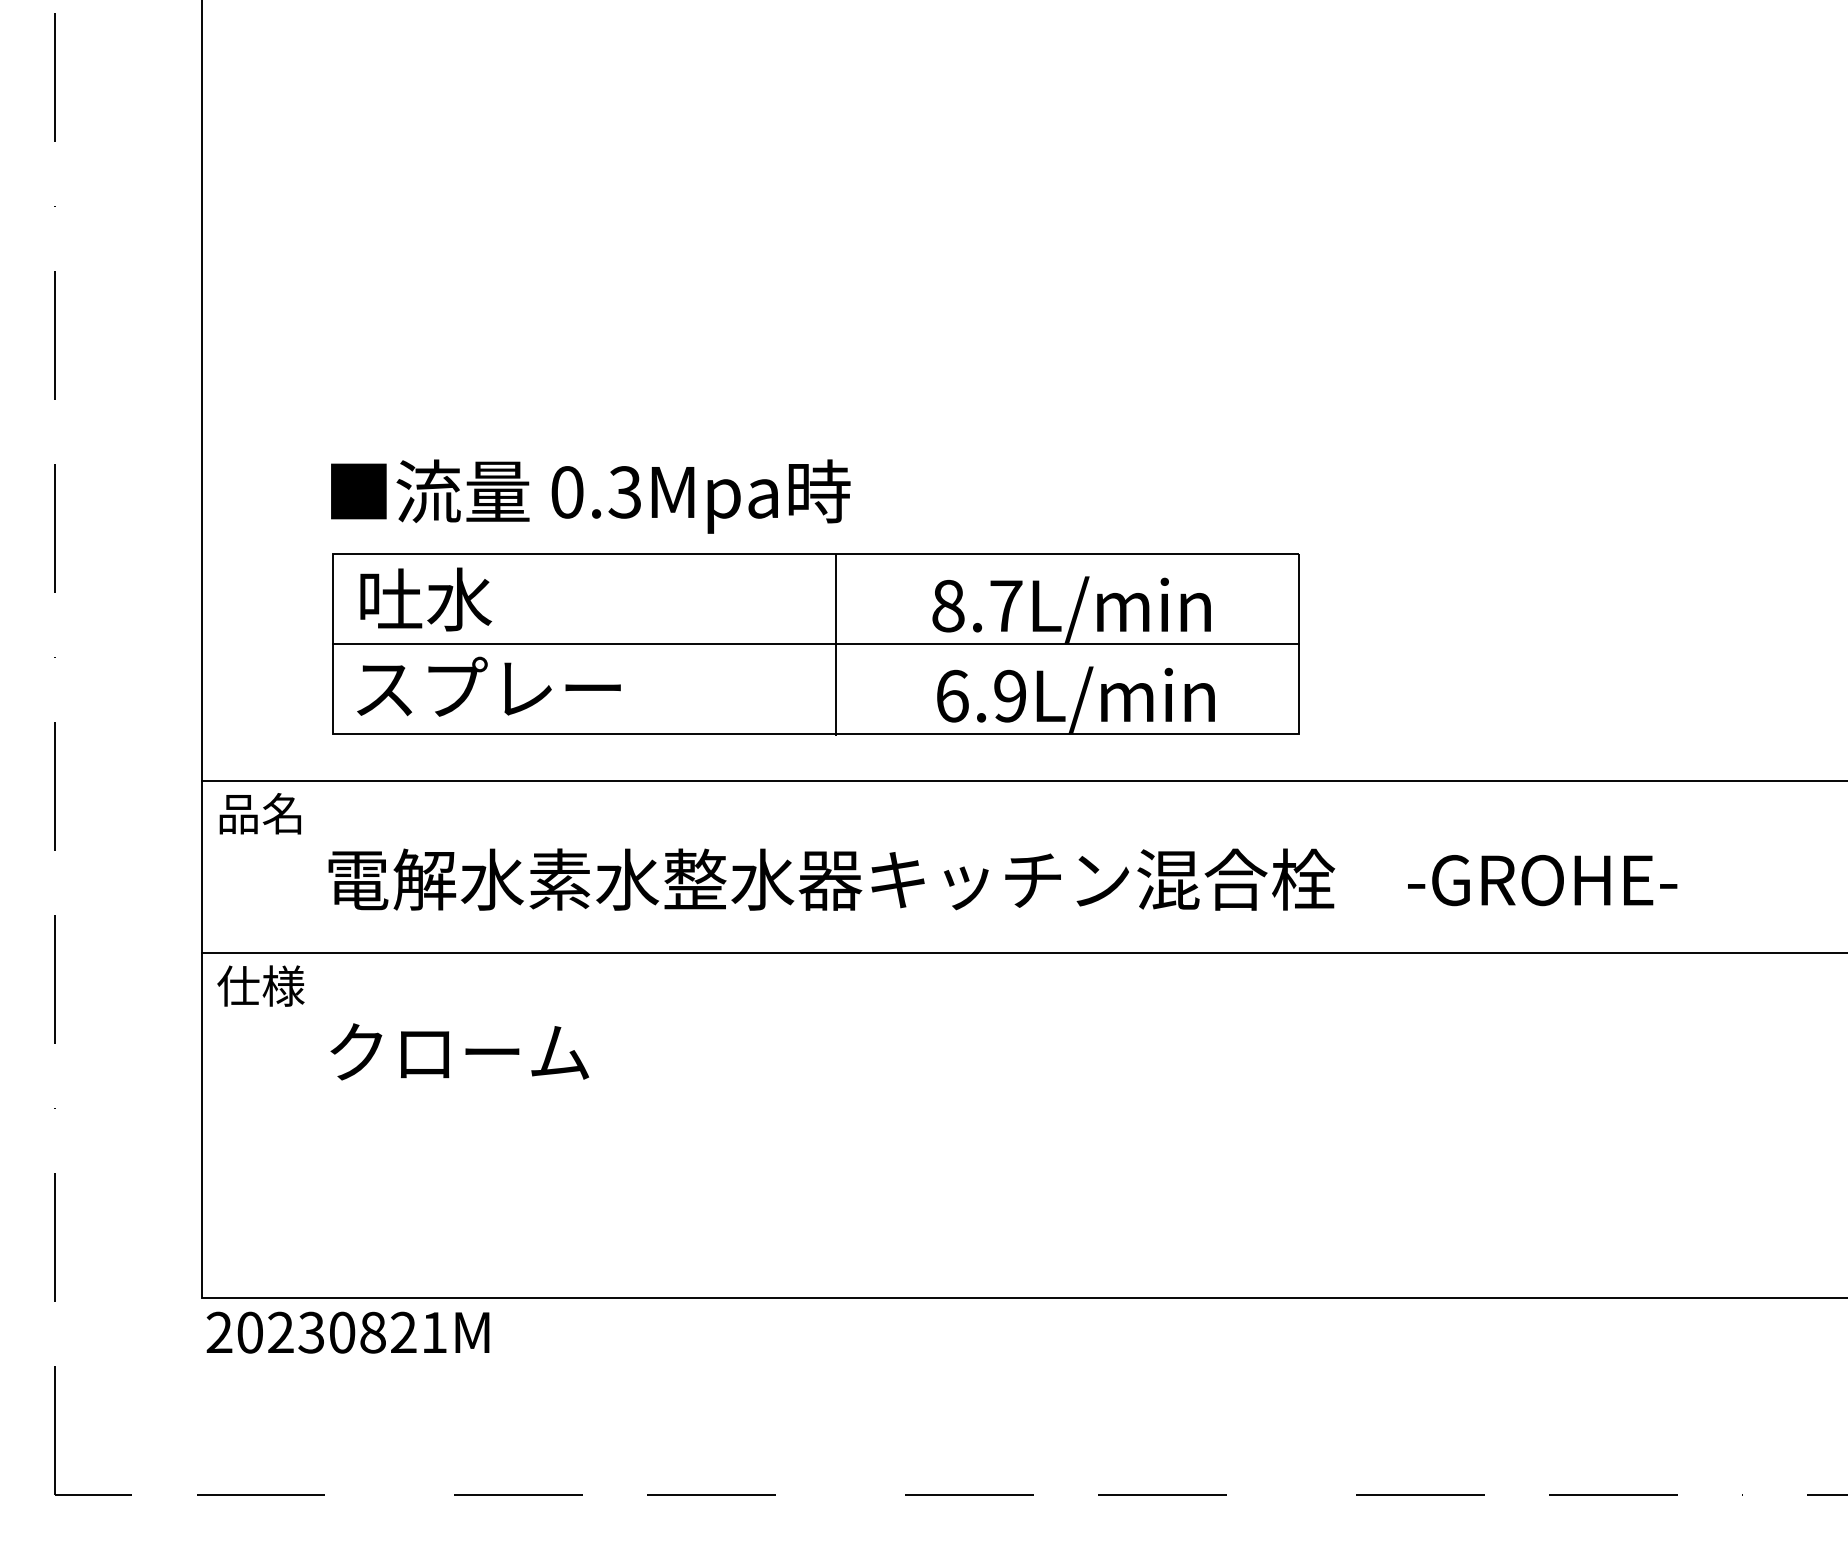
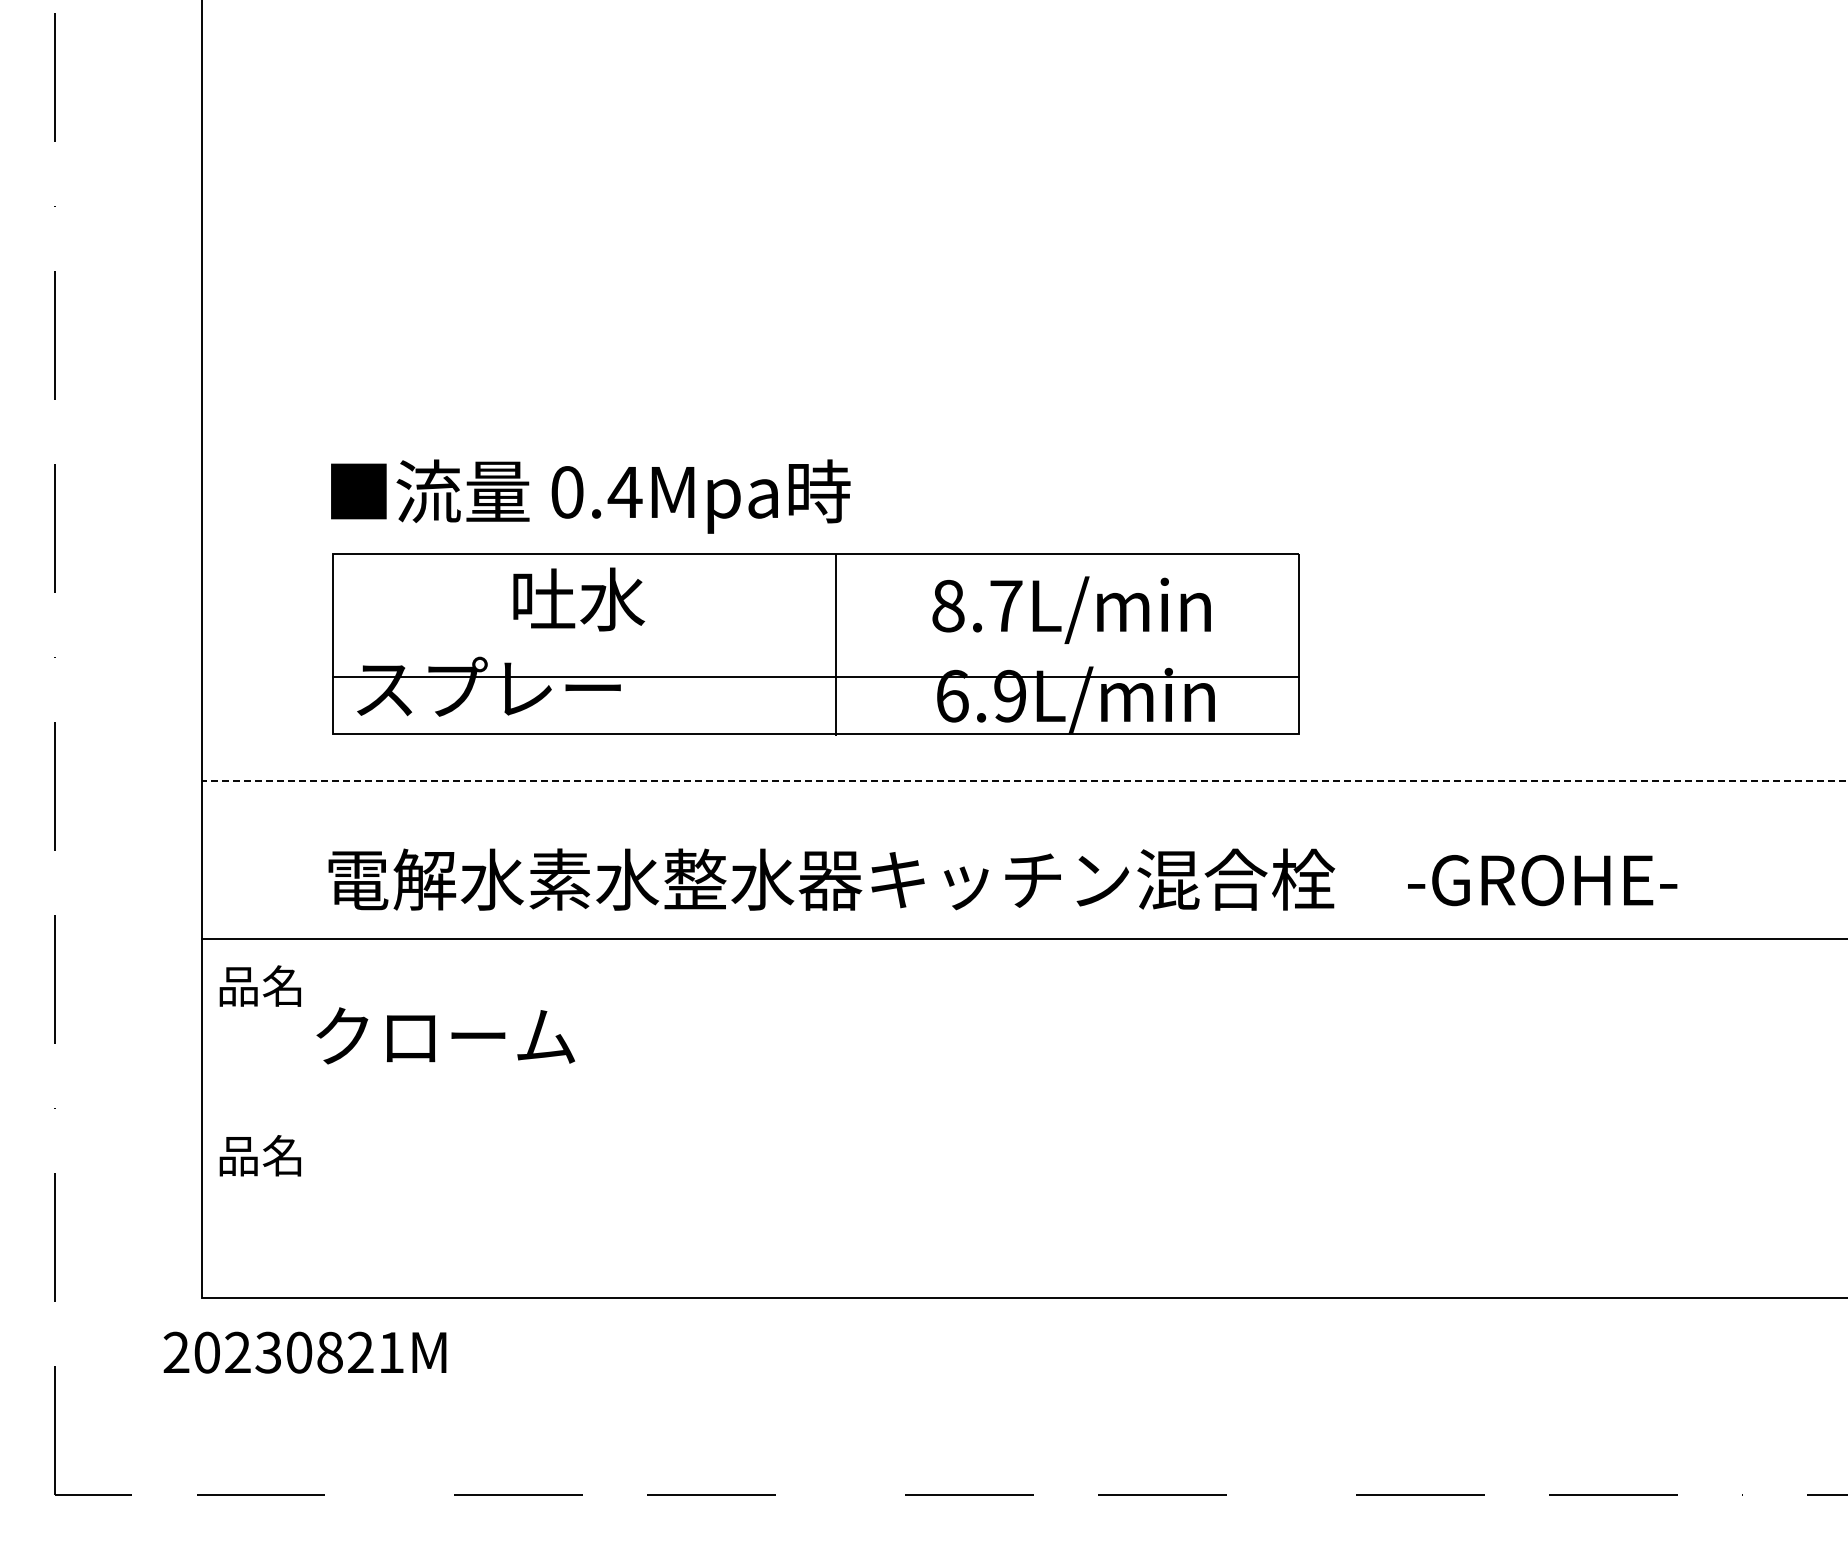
text: 0.3Mpa -> 0.4Mpa (624, 492)
text position: (426, 599) -> (579, 599) (579, 599)
line position: (815, 643) -> (815, 676) (815, 676)
line: solid -> dashed (1024, 780)
text position: (259, 813) -> (259, 1155) (259, 1155)
line position: (1022, 953) -> (1022, 939) (1022, 939)
text: 仕様 -> 品名 (260, 985)
text position: (459, 1051) -> (445, 1035) (445, 1035)
text position: (347, 1332) -> (304, 1352) (304, 1352)
